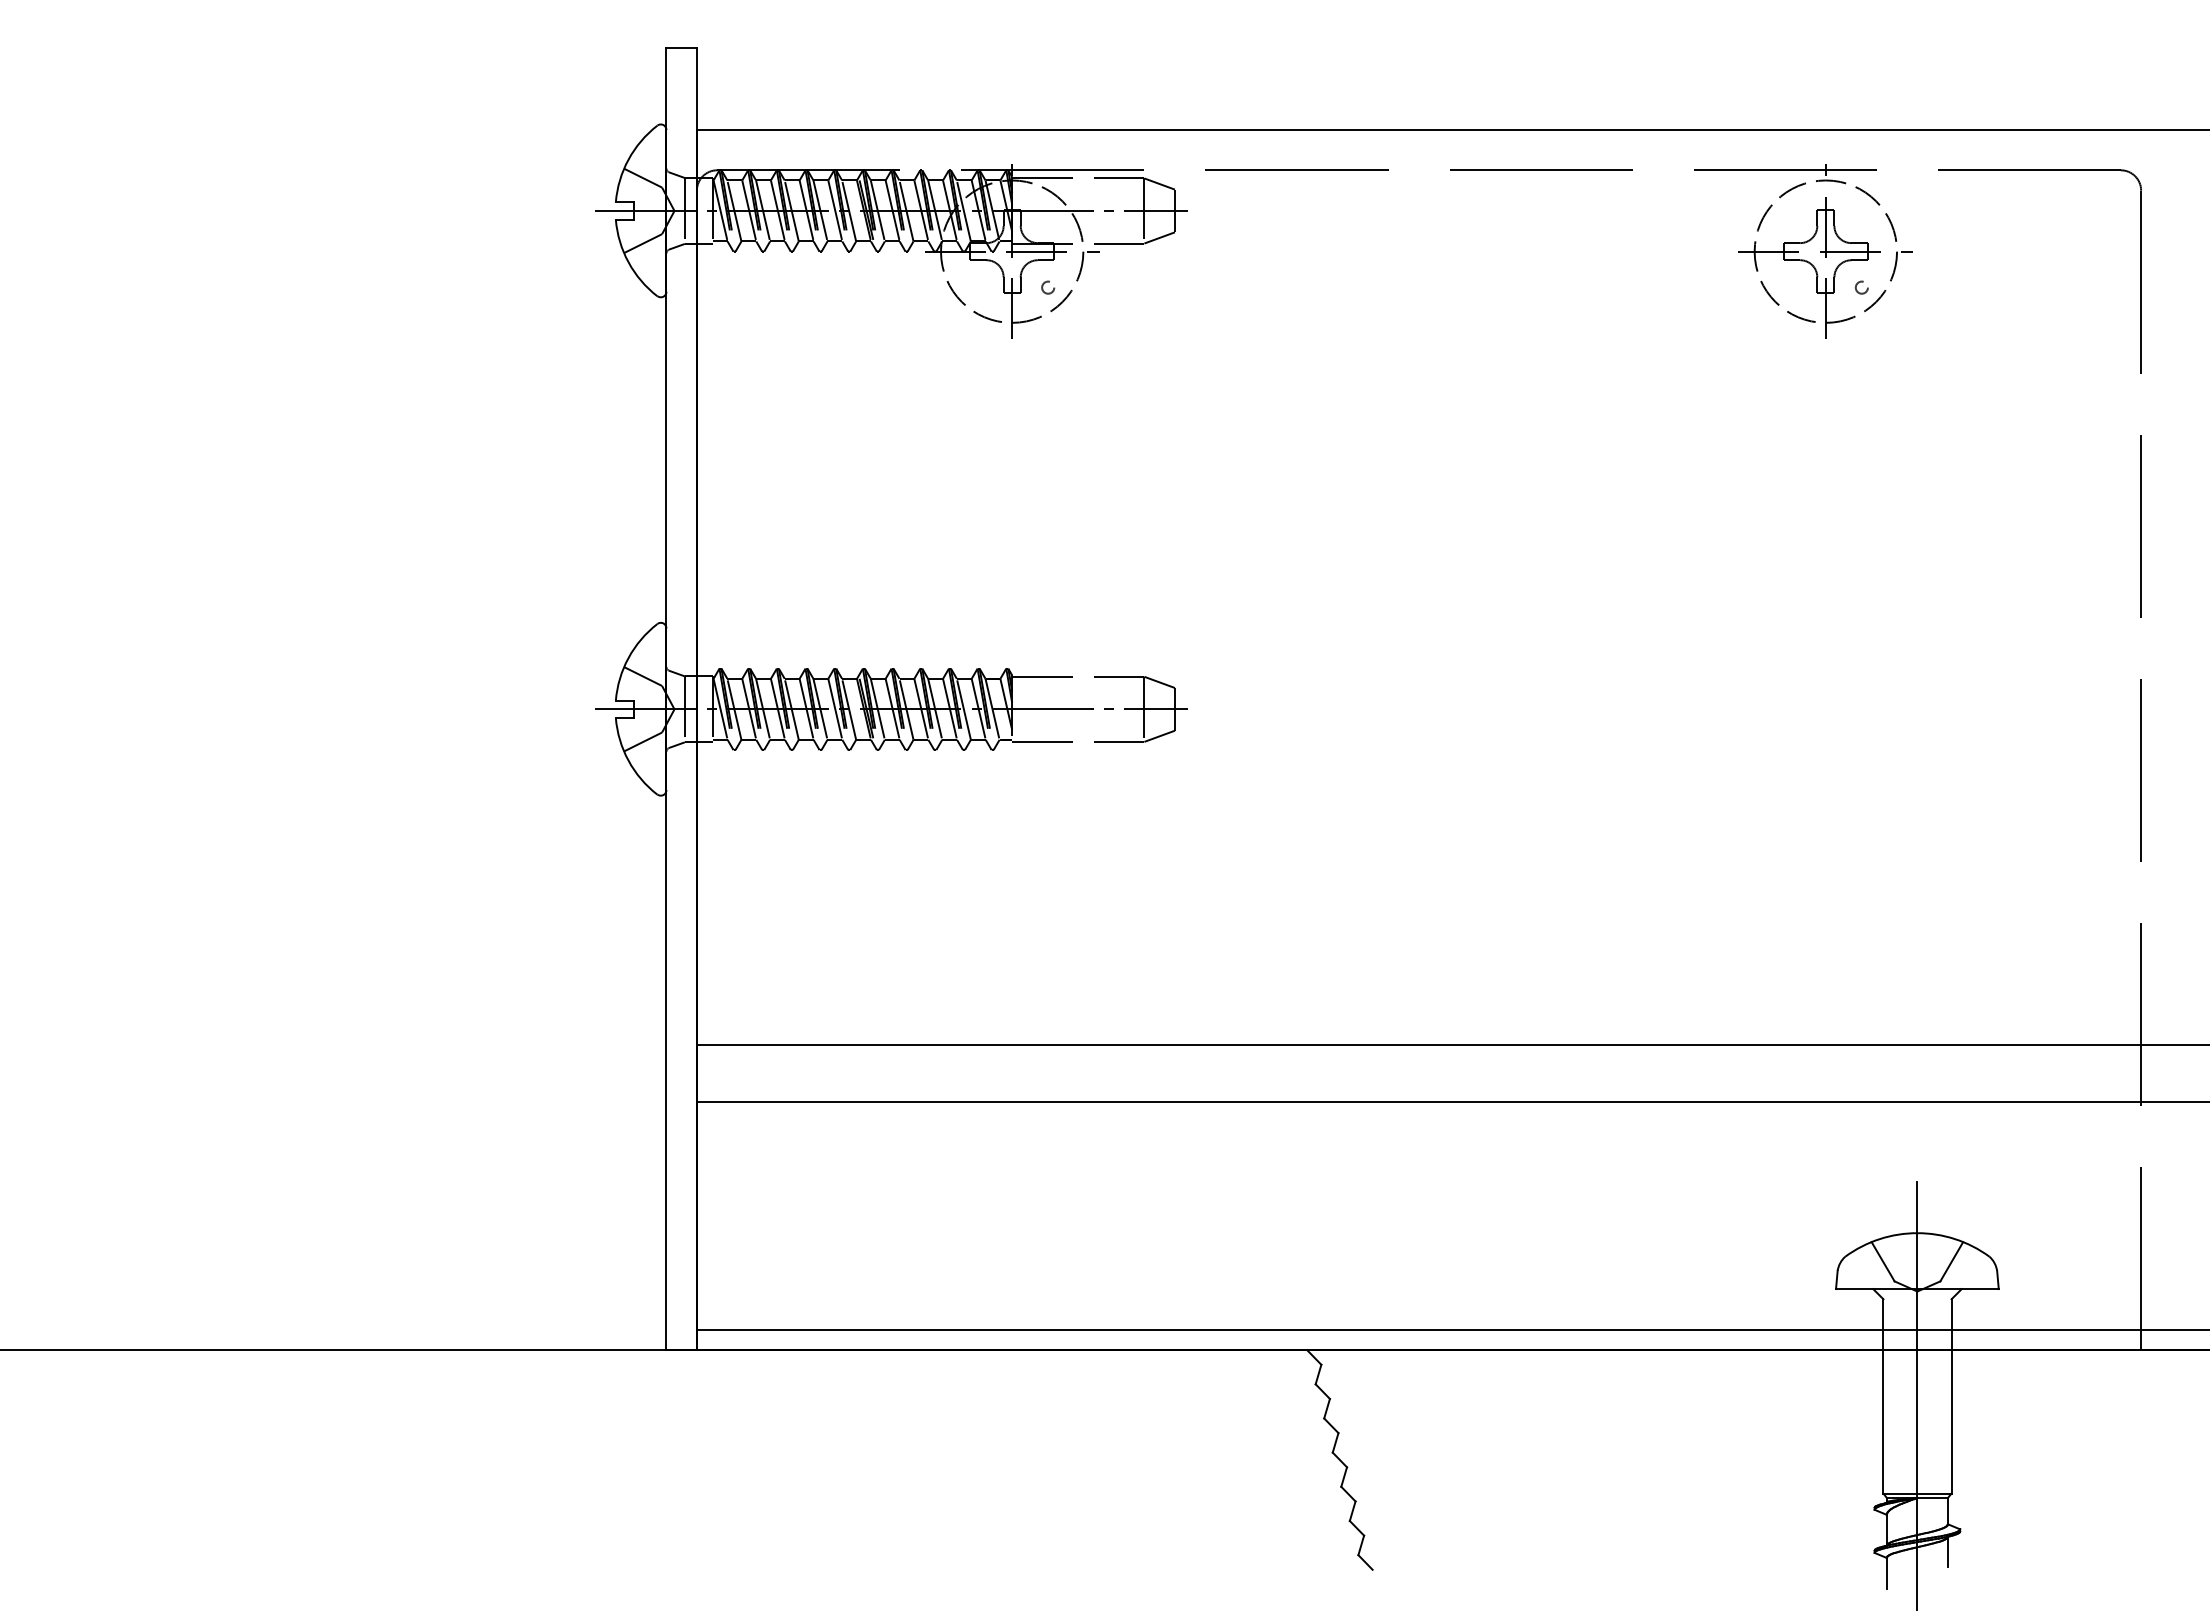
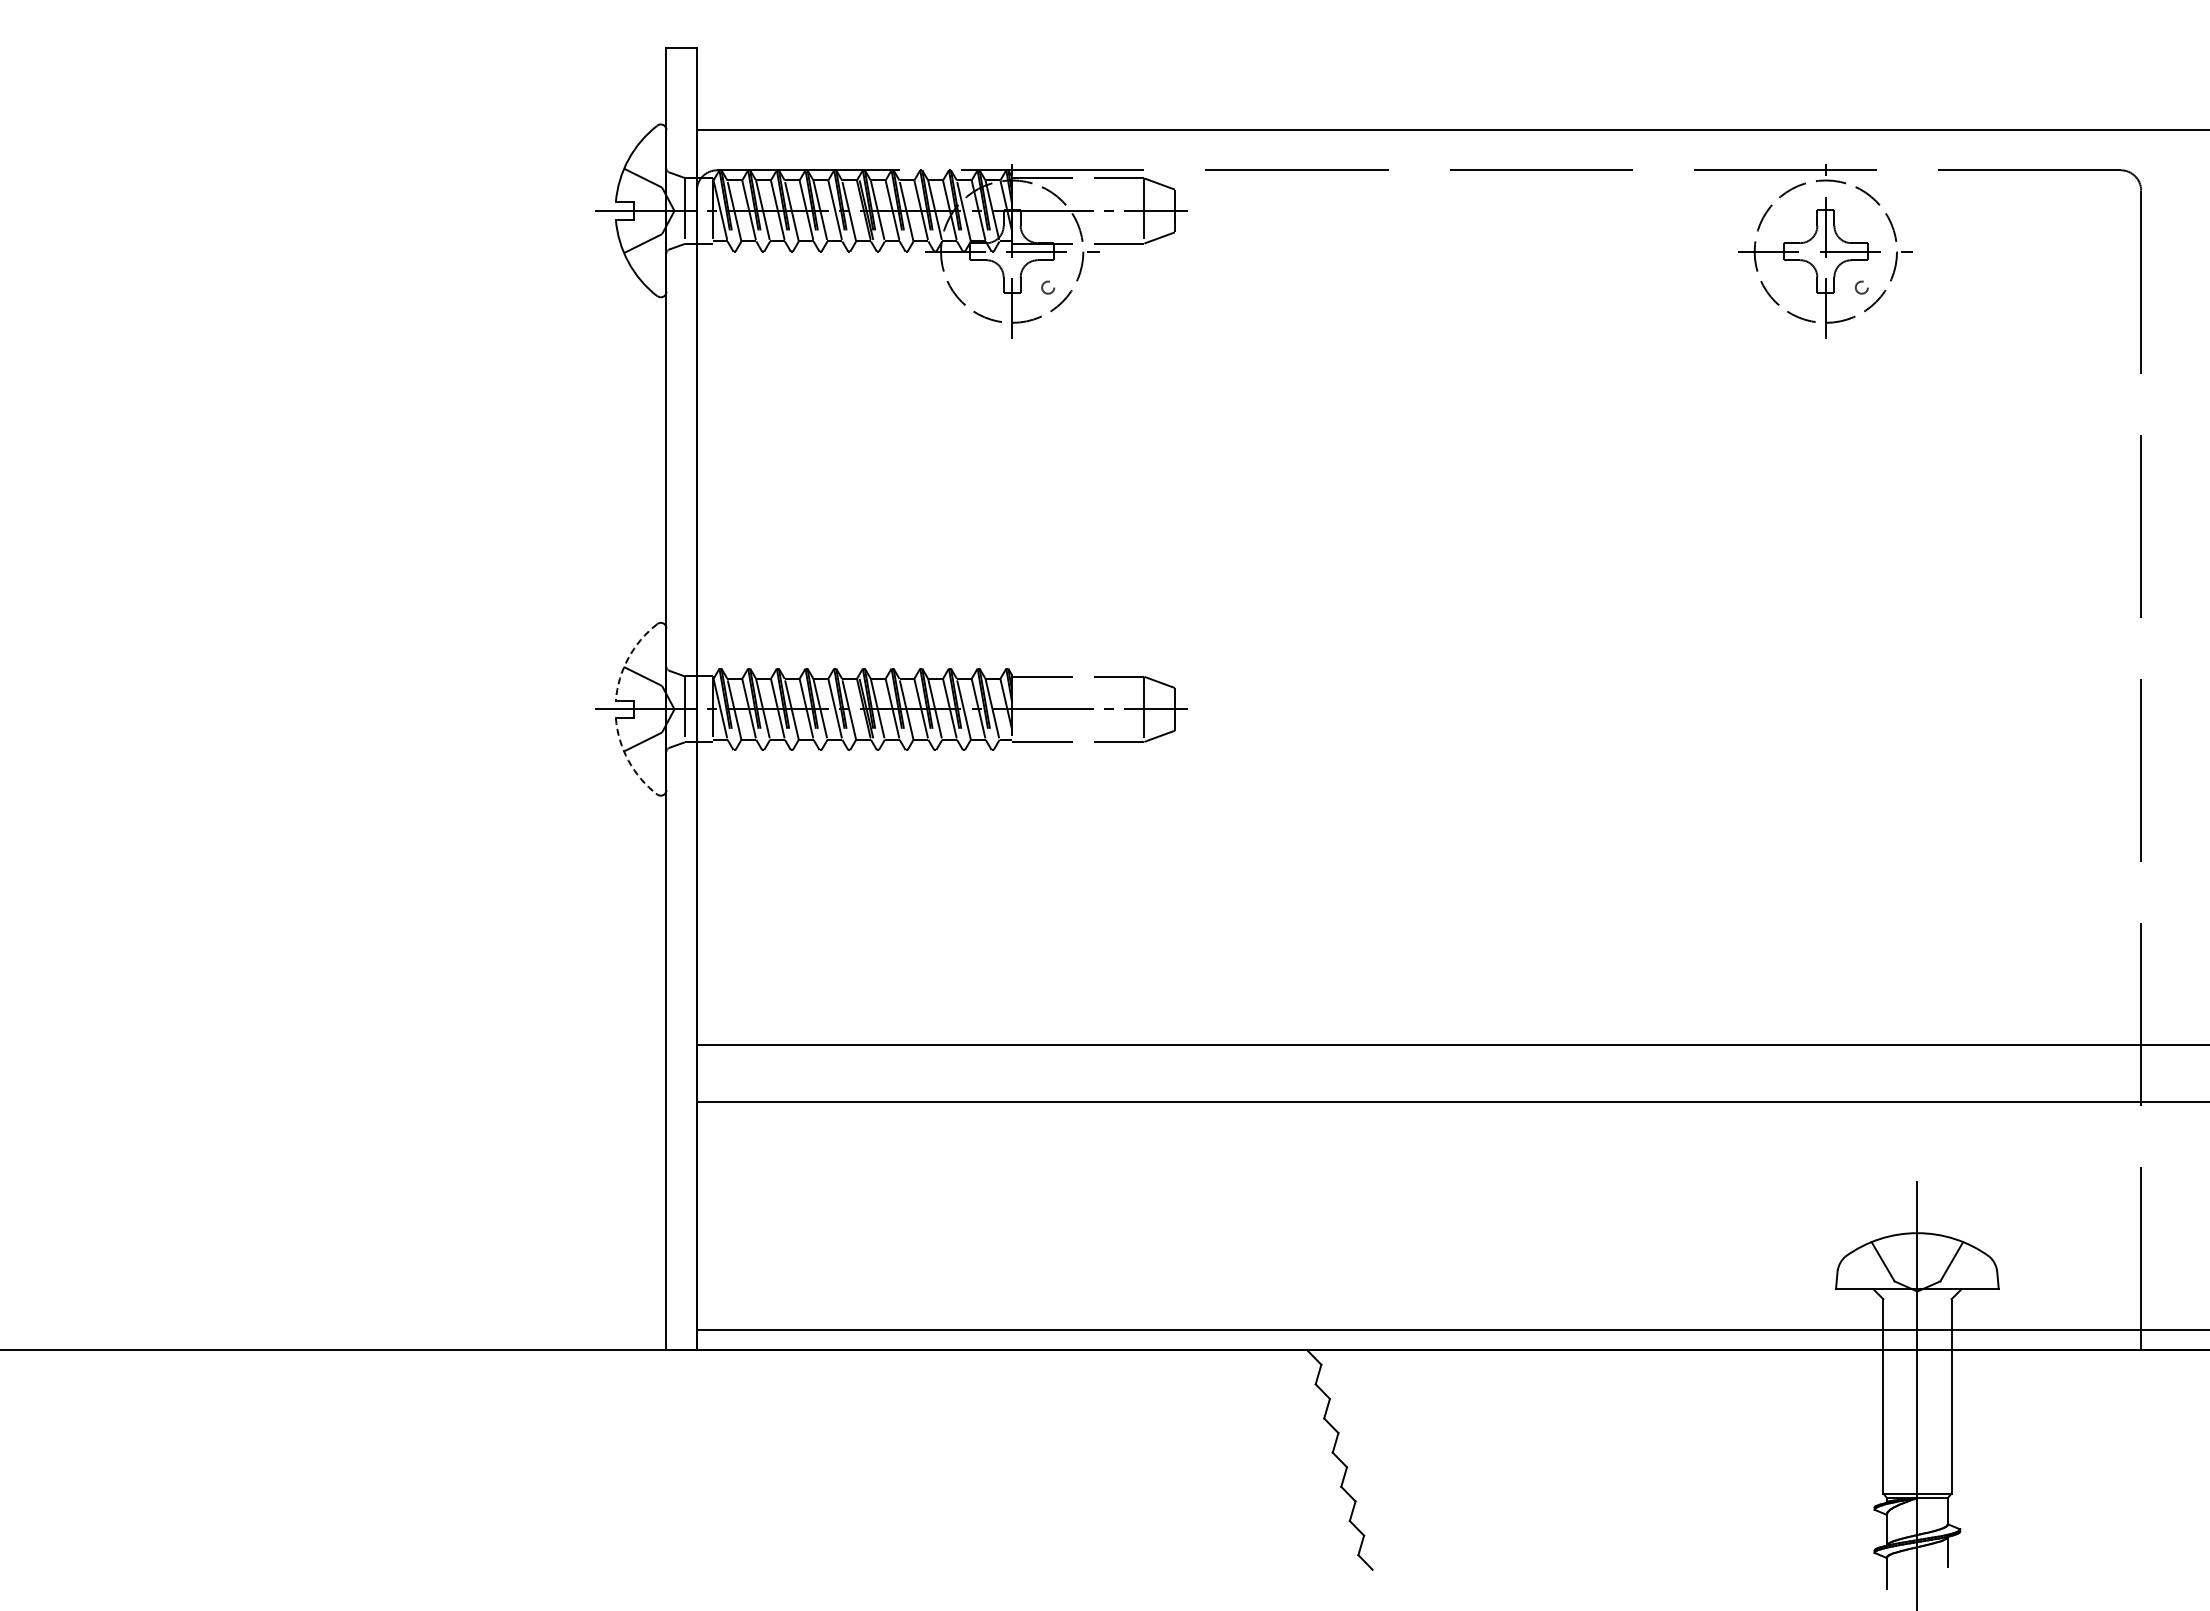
arc: solid -> dashed (628, 658)
arc: solid -> dashed (628, 760)
